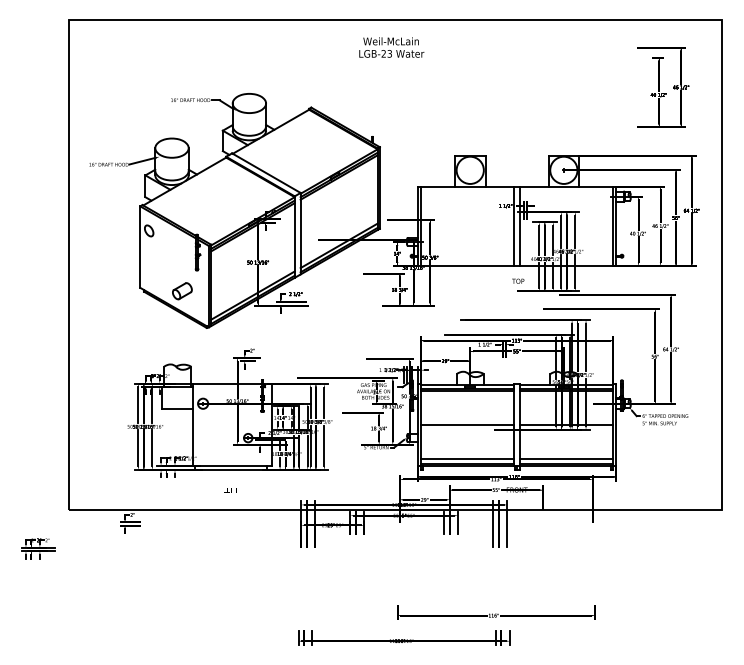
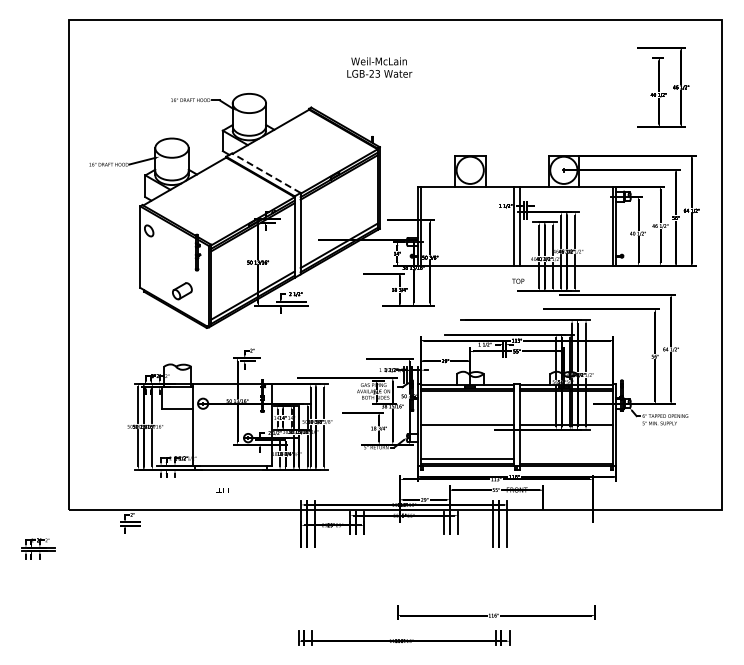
text position: (391, 47) -> (379, 67) (379, 67)
line: solid -> dashed (266, 173)
line: present -> none (566, 459)
text position: (230, 490) -> (222, 490) (222, 490)
